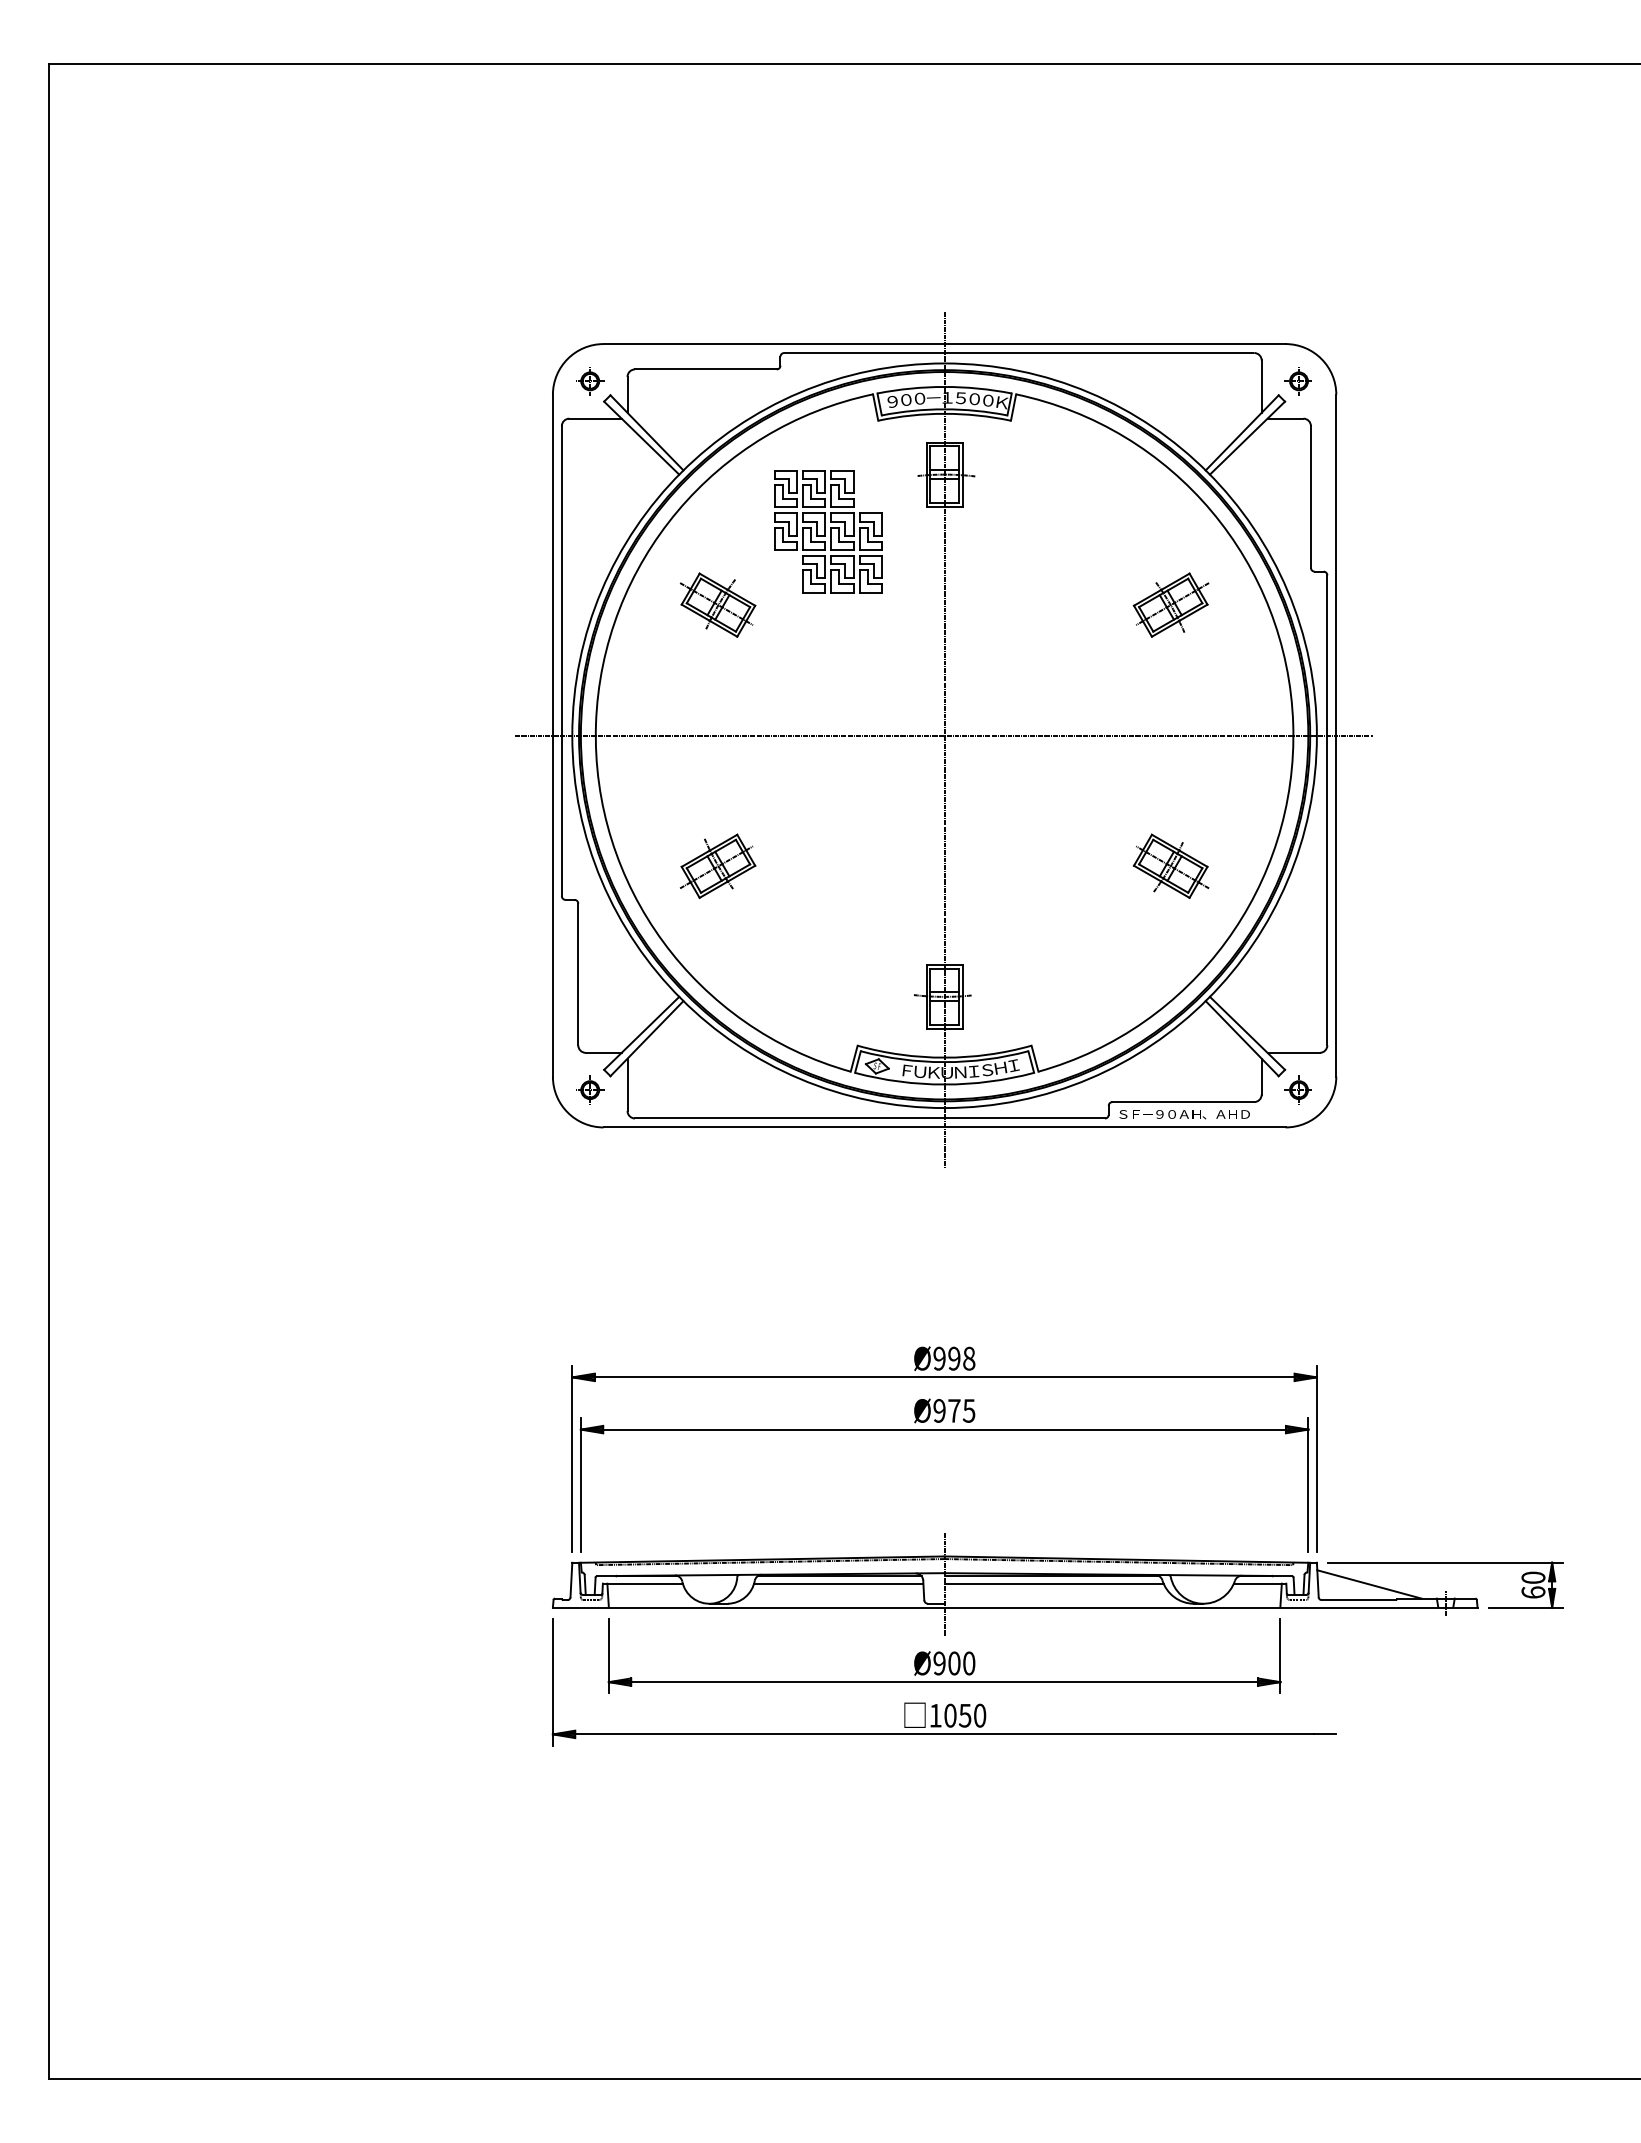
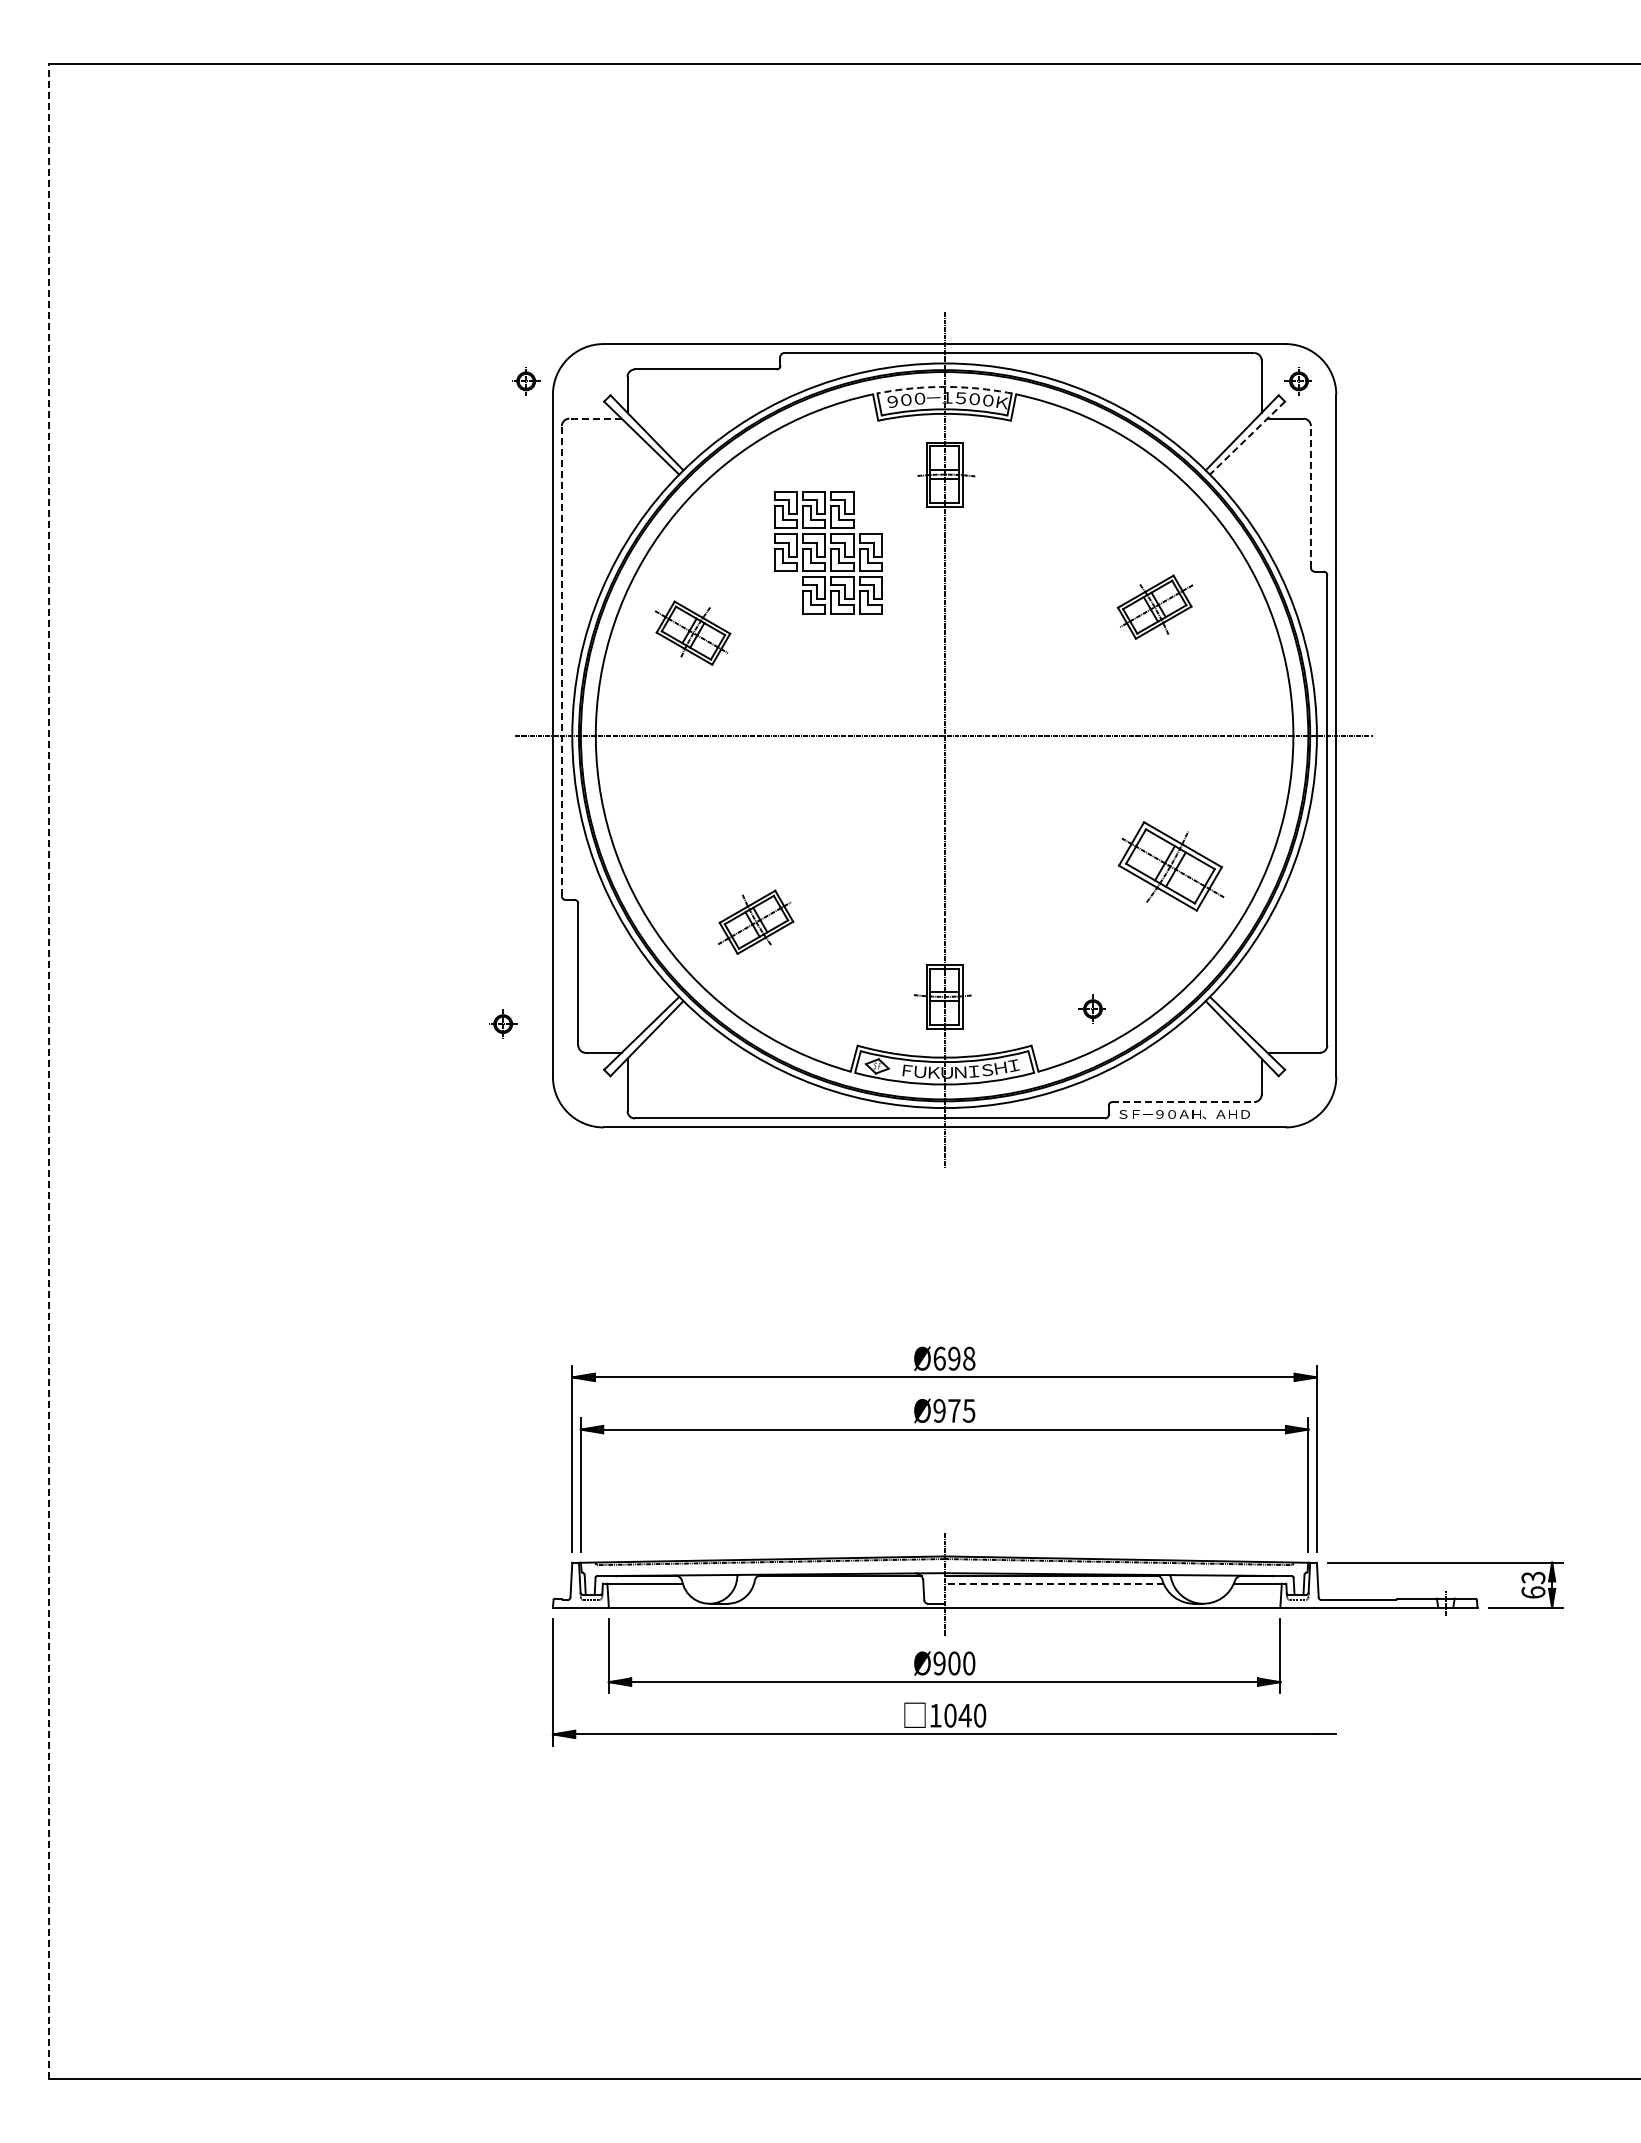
part position: (590, 381) -> (526, 381) (526, 381)
arc: solid -> dashed (944, 386)
line: solid -> dashed (595, 418)
line: solid -> dashed (1247, 438)
line: solid -> dashed (1310, 497)
part position: (828, 531) -> (828, 552) (828, 552)
part position: (718, 604) -> (693, 632) (693, 632)
part position: (1170, 604) -> (1154, 606) (1154, 606)
line: solid -> dashed (561, 660)
part position: (718, 865) -> (756, 921) (756, 921)
part size: 77x66 px -> 107x91 px (1171, 866)
line: solid -> dashed (49, 1071)
part position: (590, 1089) -> (503, 1023) (503, 1023)
part position: (1297, 1089) -> (1091, 1008) (1091, 1008)
line: solid -> dashed (1183, 1102)
text: Ø998 -> Ø698 (939, 1358)
text: 60 -> 63 (1533, 1577)
line: present -> none (838, 1583)
line: solid -> dashed (1054, 1583)
line: present -> none (1369, 1584)
text: 1050 -> 1040 (964, 1715)
